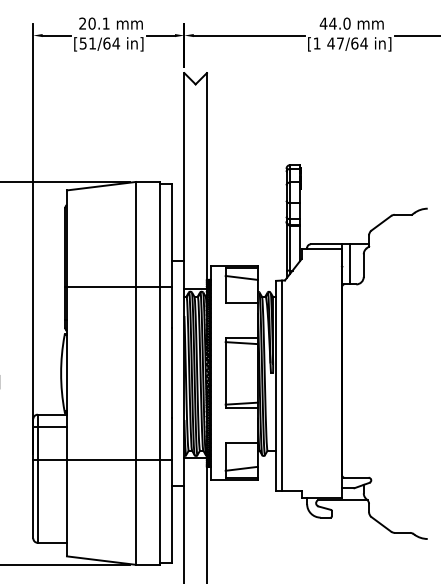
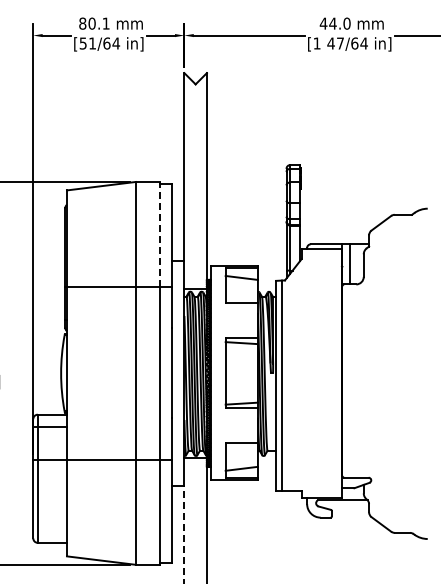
text: 20.1 -> 80.1 (82, 23)
line: solid -> dashed (160, 234)
line: solid -> dashed (184, 534)
